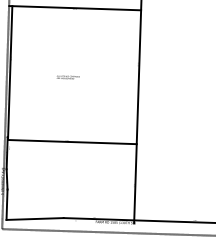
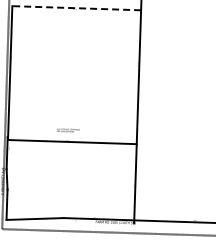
line: solid -> dashed (75, 8)
text position: (68, 77) -> (68, 130) (68, 130)
